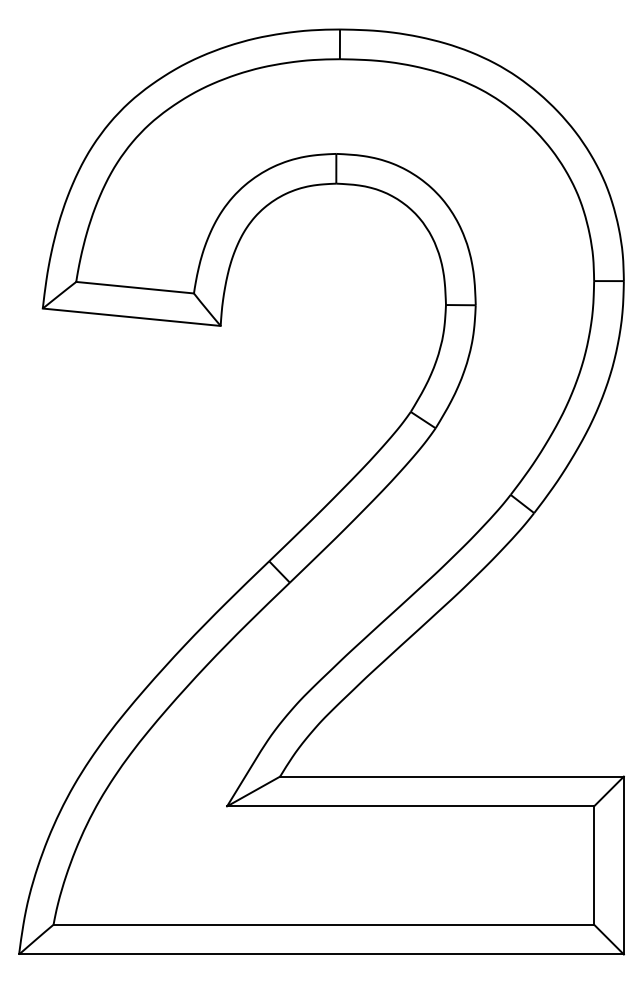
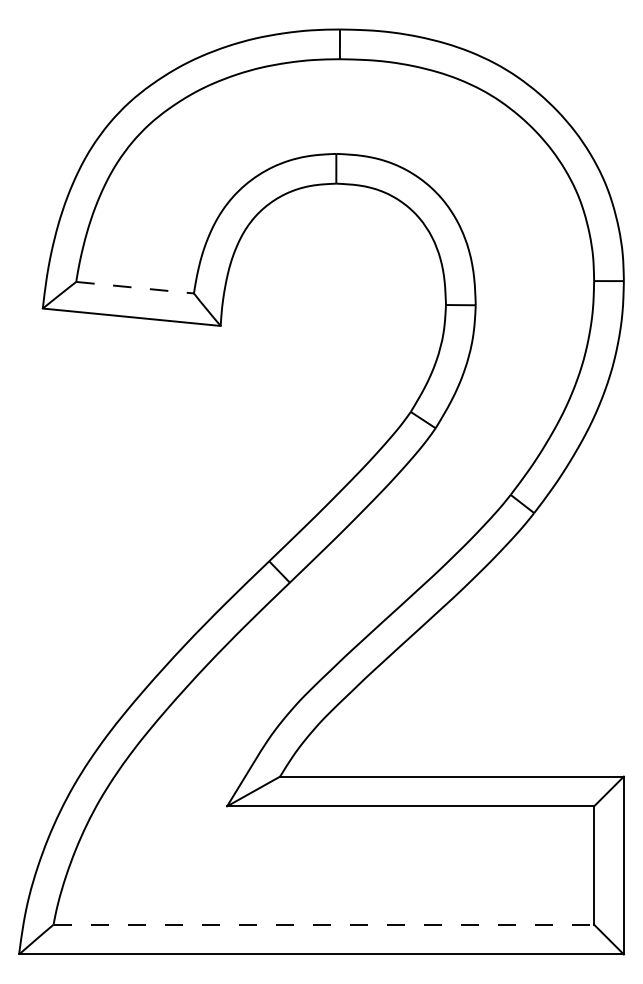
line: solid -> dashed (135, 287)
line: solid -> dashed (324, 924)
